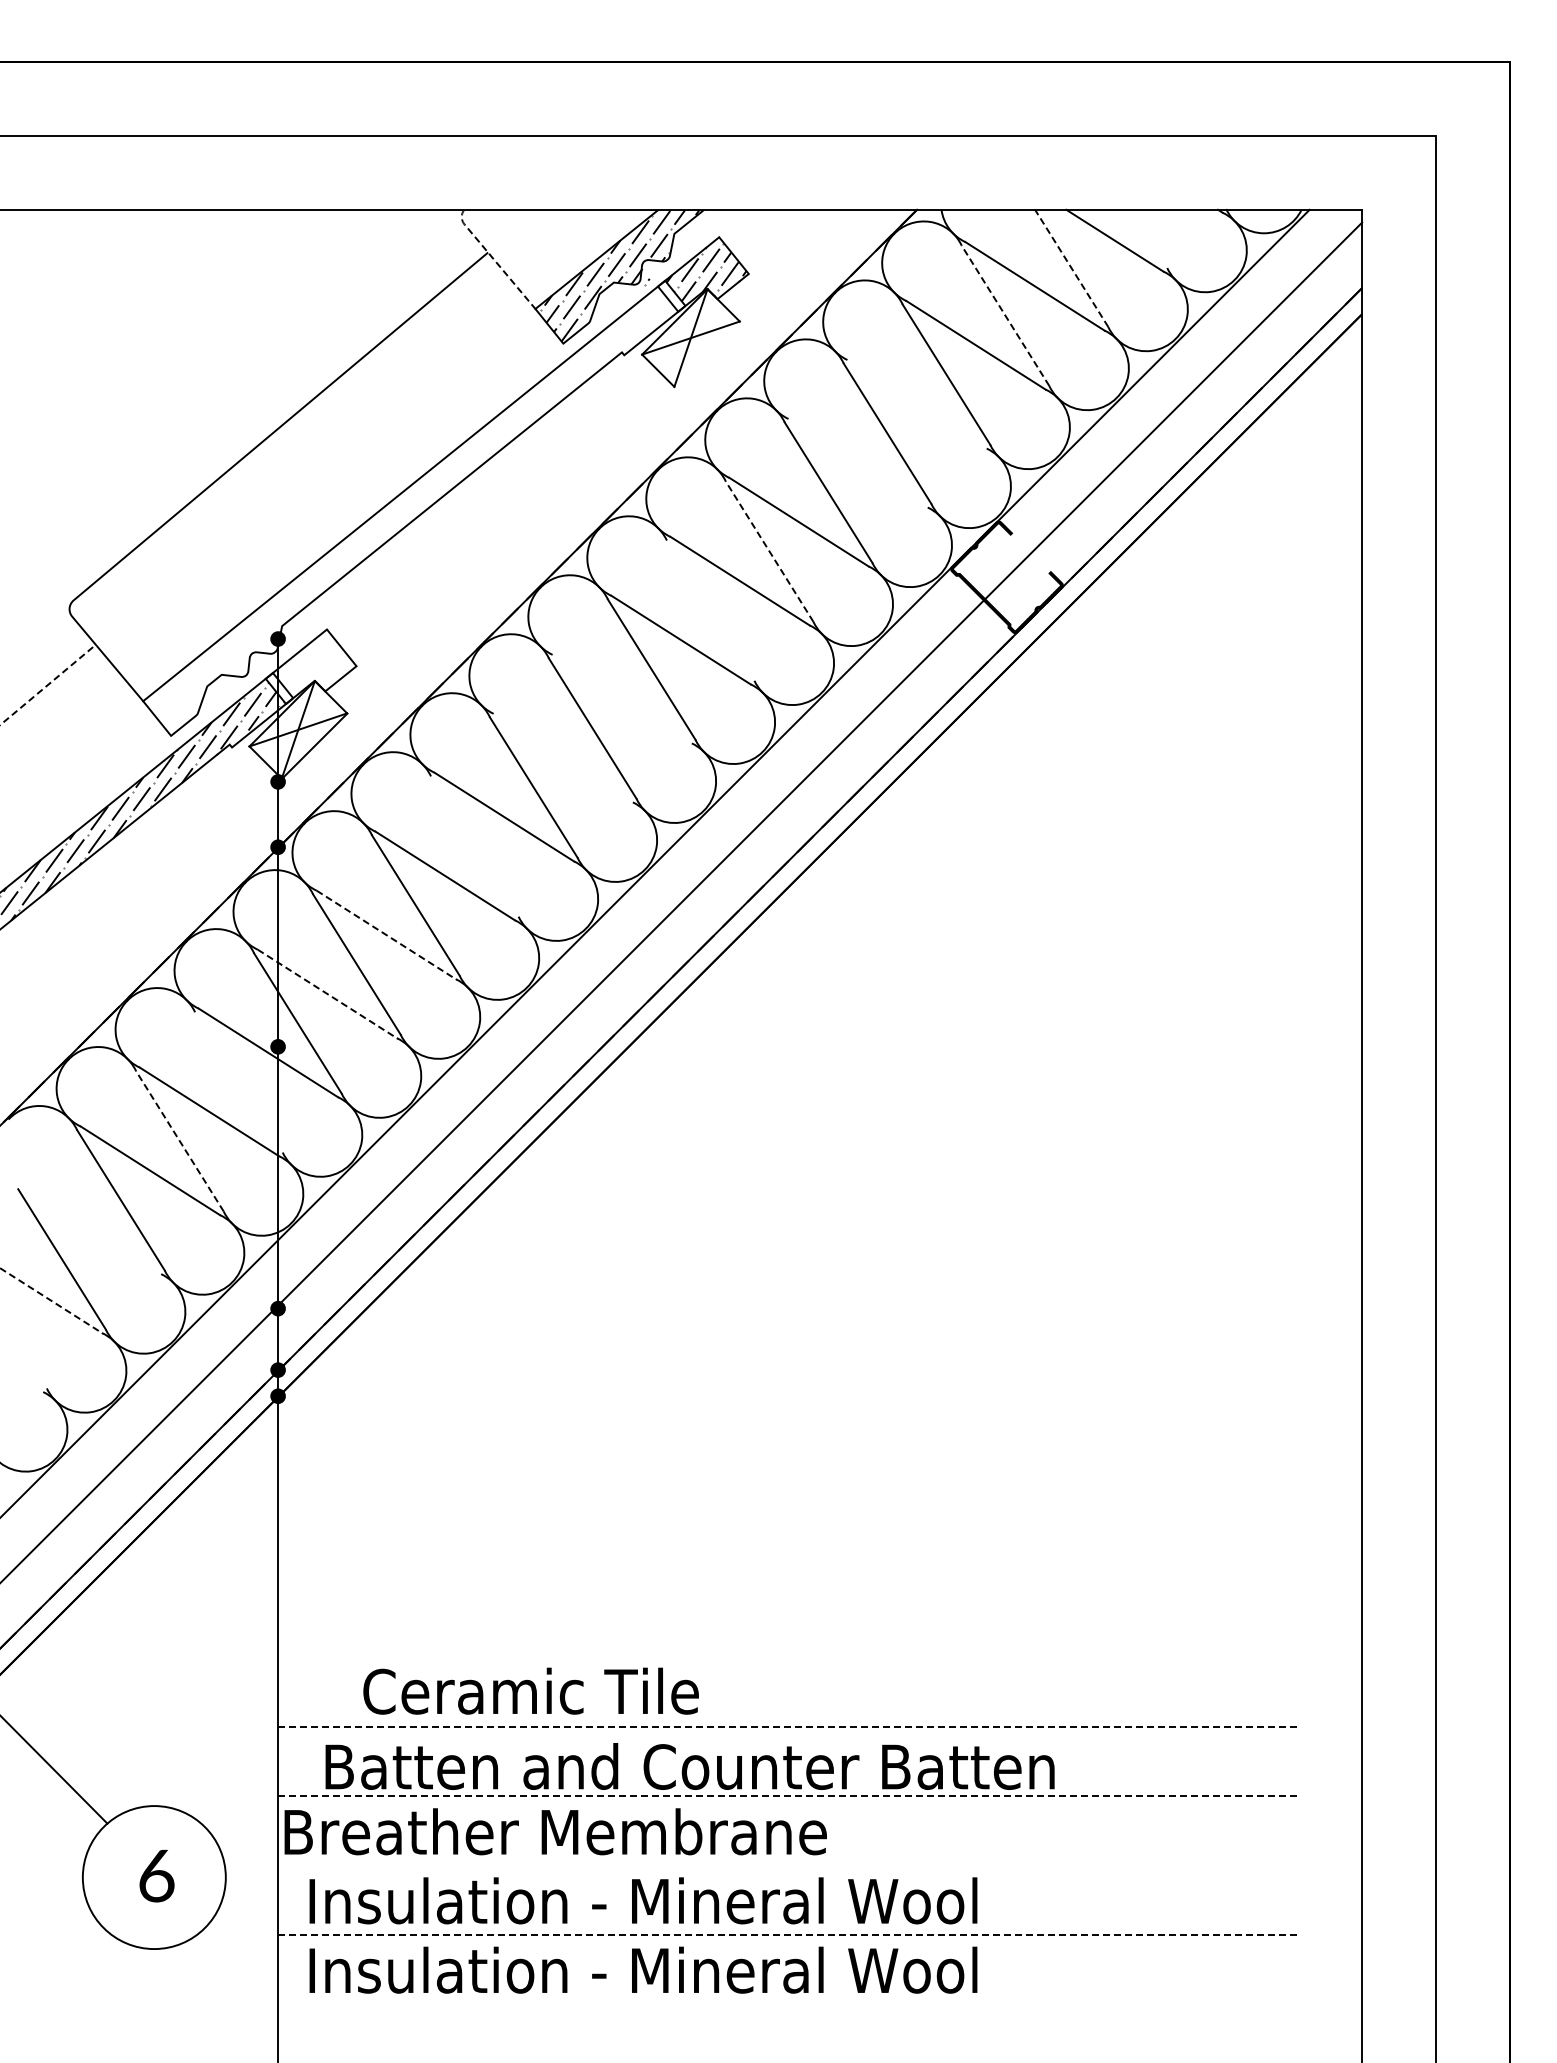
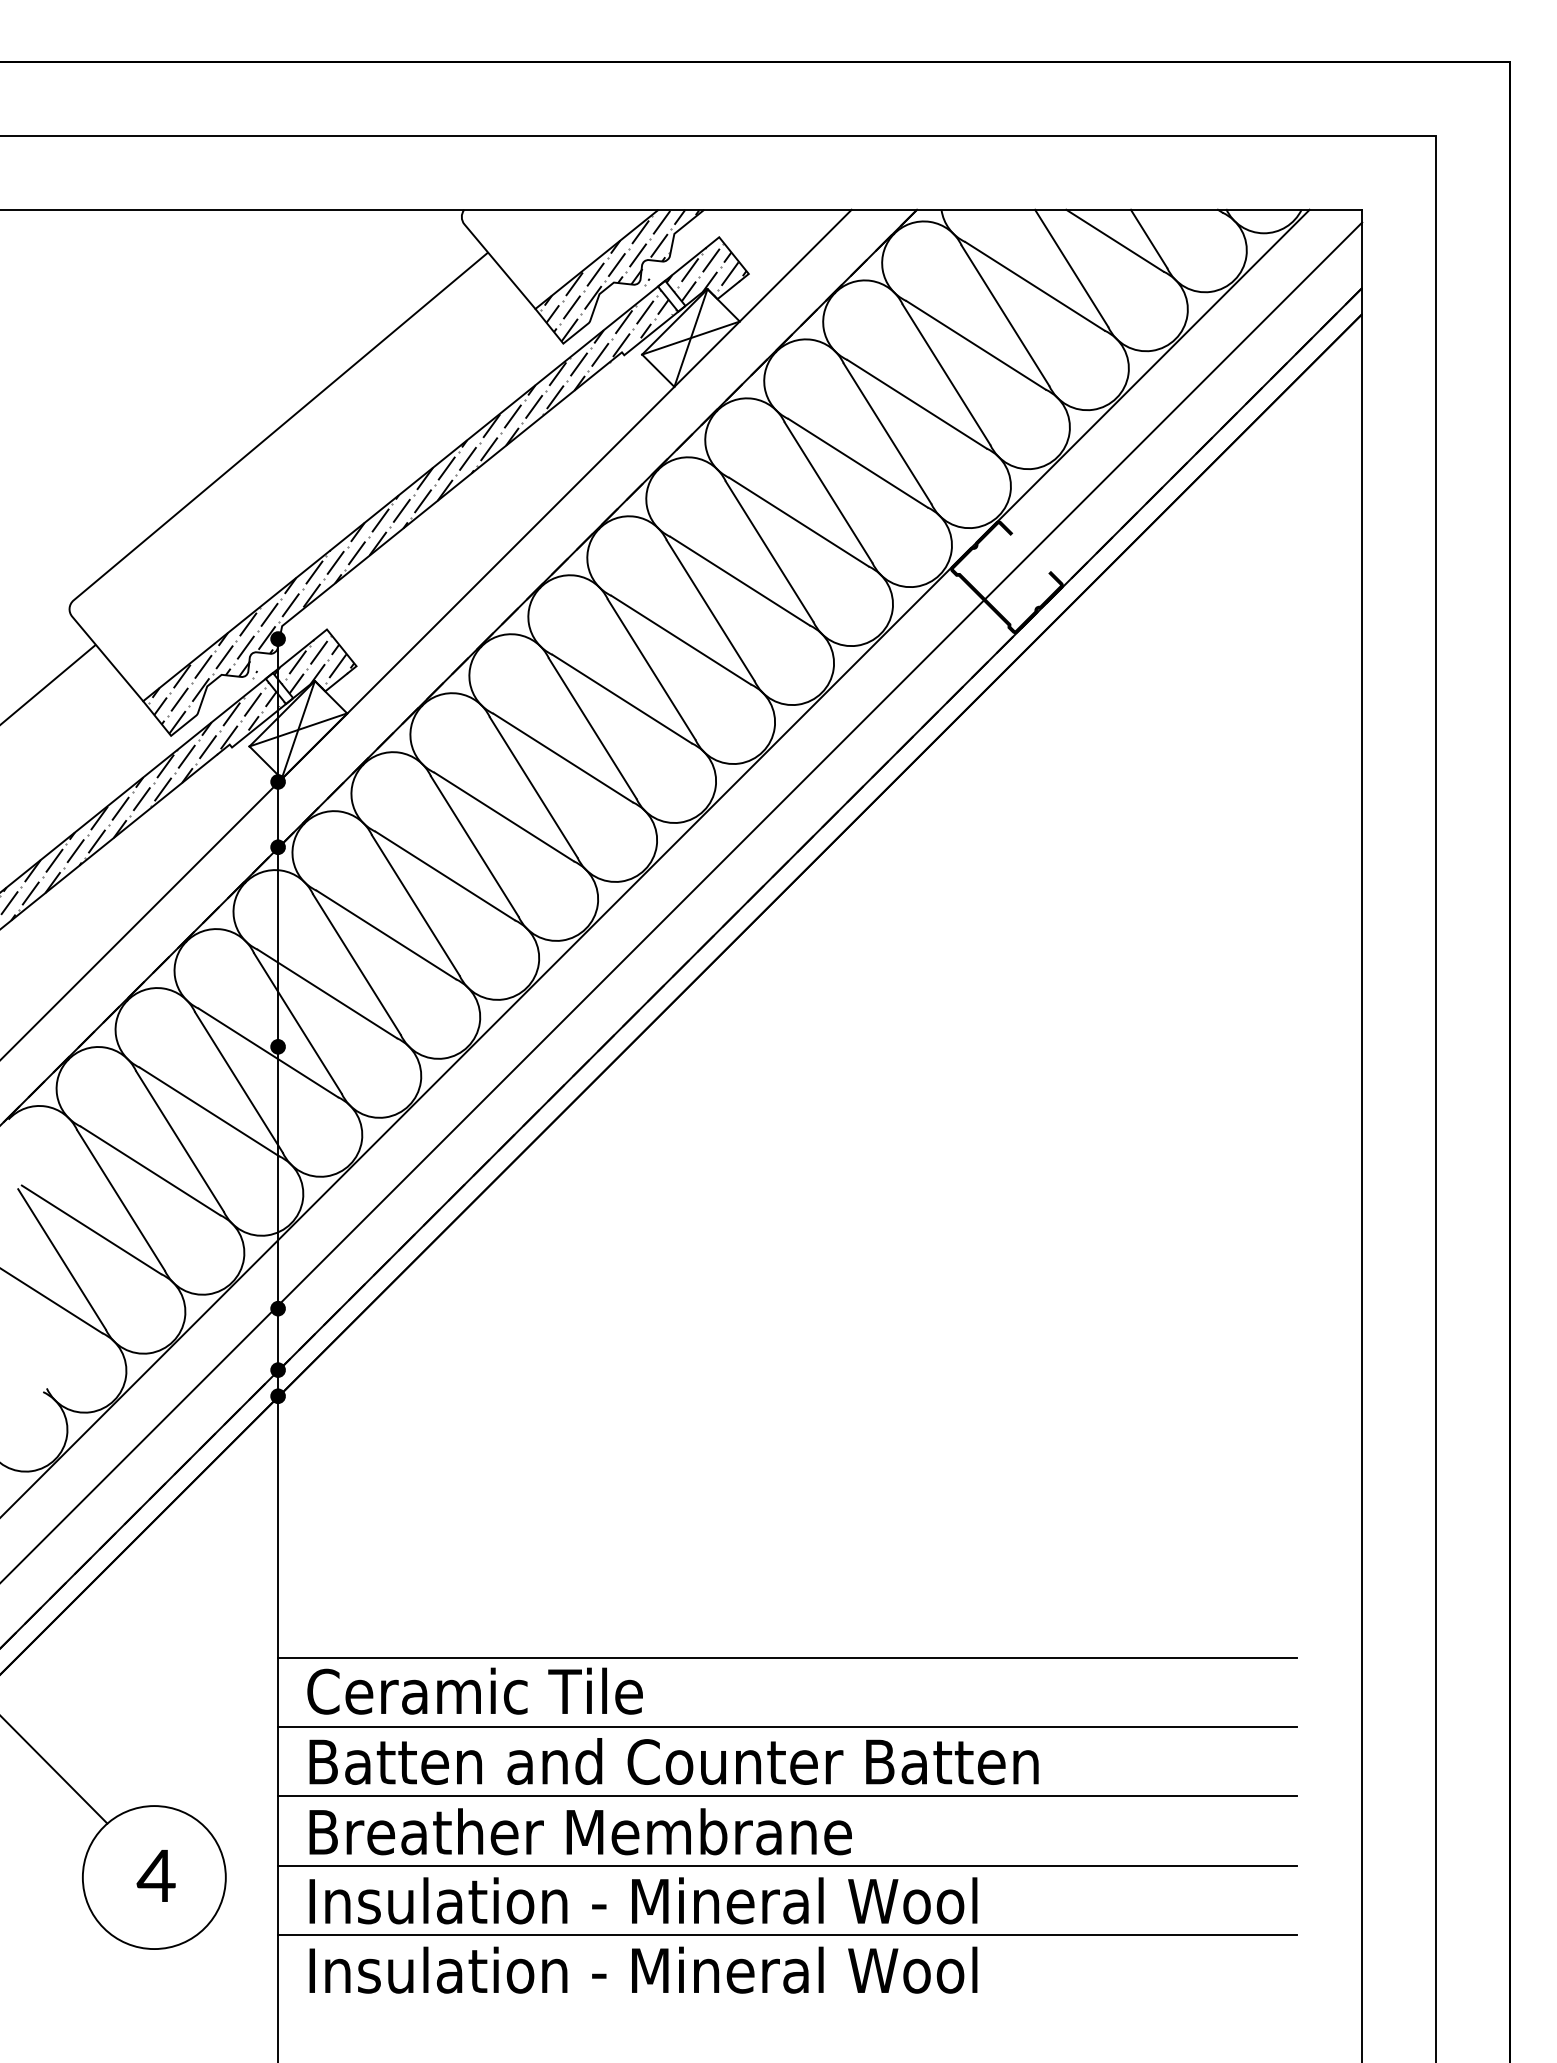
line: none -> present (1148, 238)
line: dashed -> solid (493, 259)
line: dashed -> solid (1071, 267)
line: dashed -> solid (1005, 315)
line: none -> present (916, 404)
line: none -> present (857, 462)
hatch: none -> present (412, 511)
line: dashed -> solid (769, 551)
line: none -> present (710, 610)
line: none -> present (426, 633)
hatch: none -> present (314, 664)
line: dashed -> solid (48, 684)
line: none -> present (621, 698)
line: none -> present (562, 757)
line: none -> present (474, 846)
line: dashed -> solid (386, 935)
line: dashed -> solid (327, 993)
line: none -> present (238, 1082)
line: dashed -> solid (179, 1141)
line: none -> present (91, 1229)
line: dashed -> solid (51, 1301)
line: none -> present (787, 1657)
text position: (530, 1690) -> (474, 1690) (474, 1690)
line: dashed -> solid (787, 1726)
text position: (689, 1766) -> (673, 1761) (673, 1761)
line: dashed -> solid (787, 1796)
text position: (555, 1831) -> (580, 1831) (580, 1831)
line: none -> present (787, 1865)
text: 6 -> 4 (155, 1876)
line: dashed -> solid (787, 1934)
